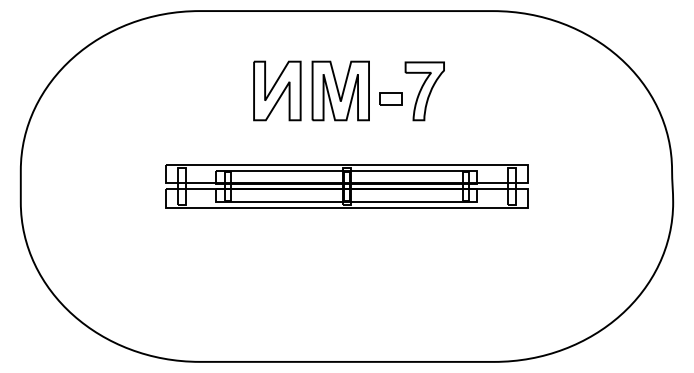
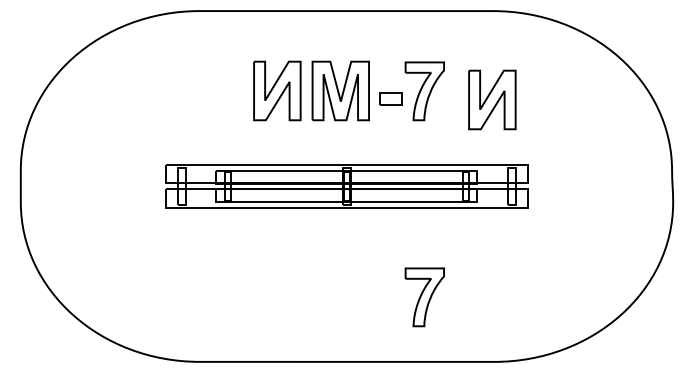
part: none -> present (492, 99)
part: none -> present (424, 297)
